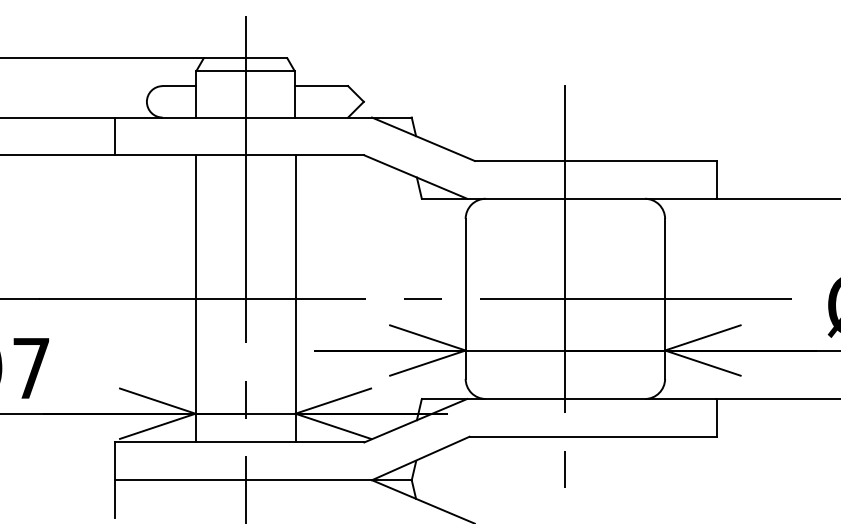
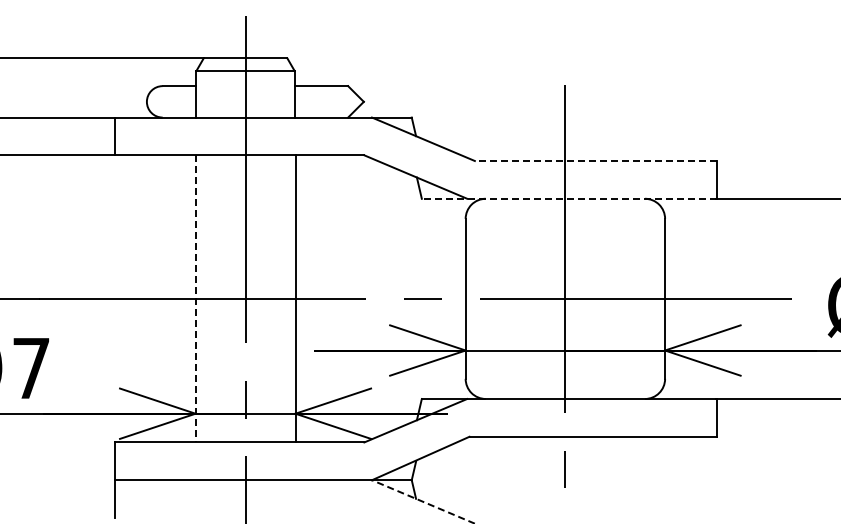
line: solid -> dashed (595, 161)
line: solid -> dashed (568, 198)
line: solid -> dashed (195, 298)
line: solid -> dashed (423, 501)
